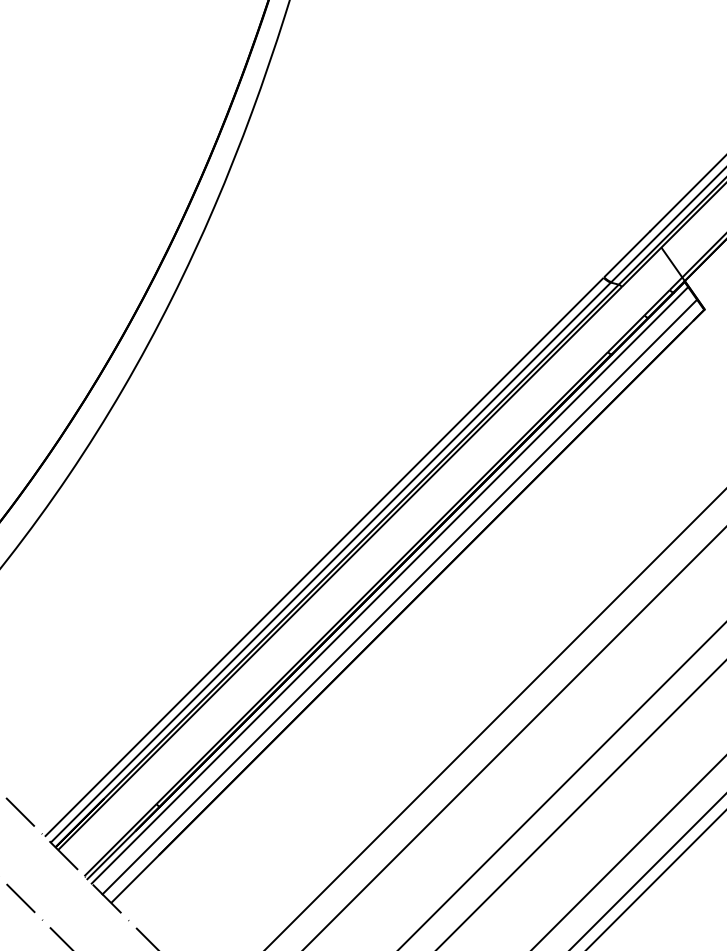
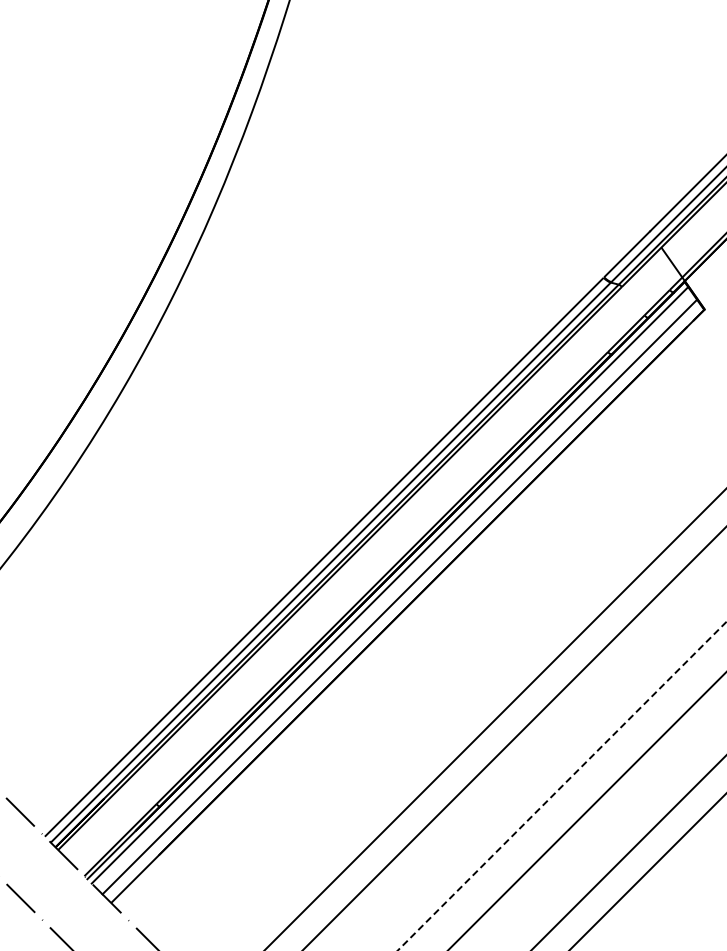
line: solid -> dashed (562, 785)
line position: (580, 804) -> (587, 810) (587, 810)
line: present -> none (655, 879)
